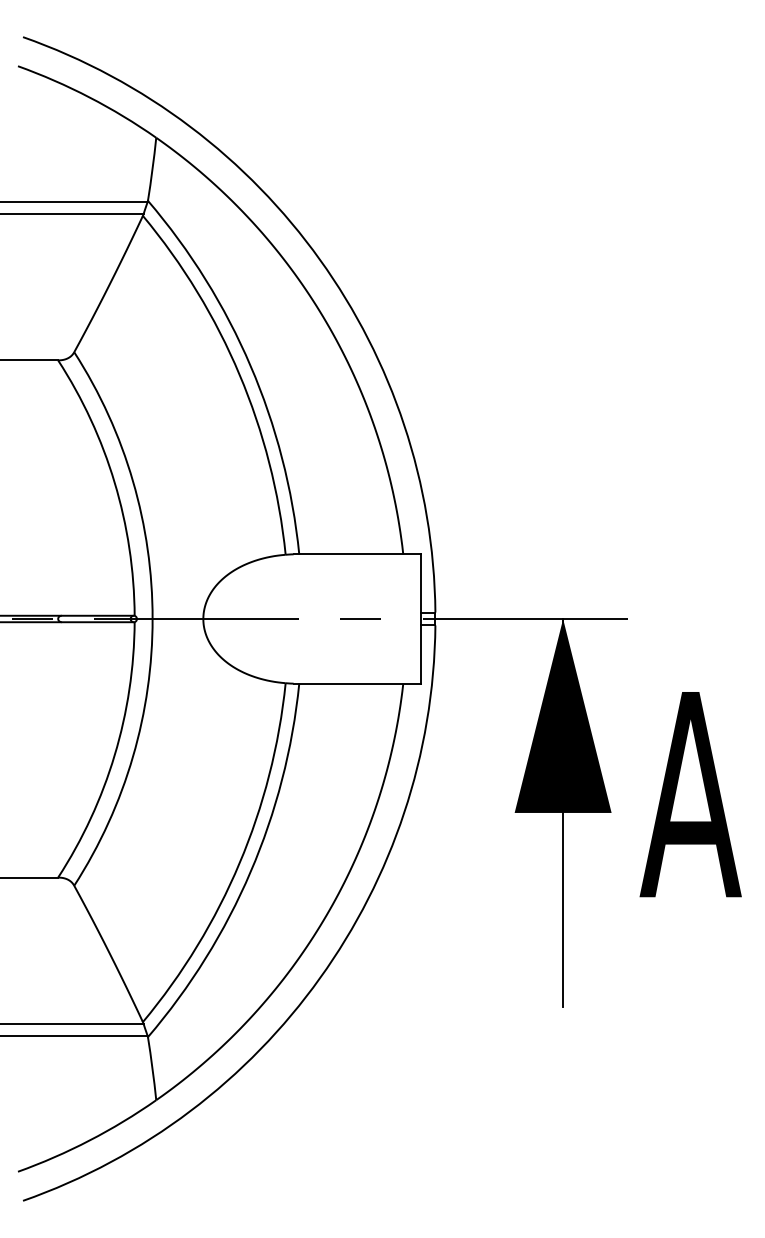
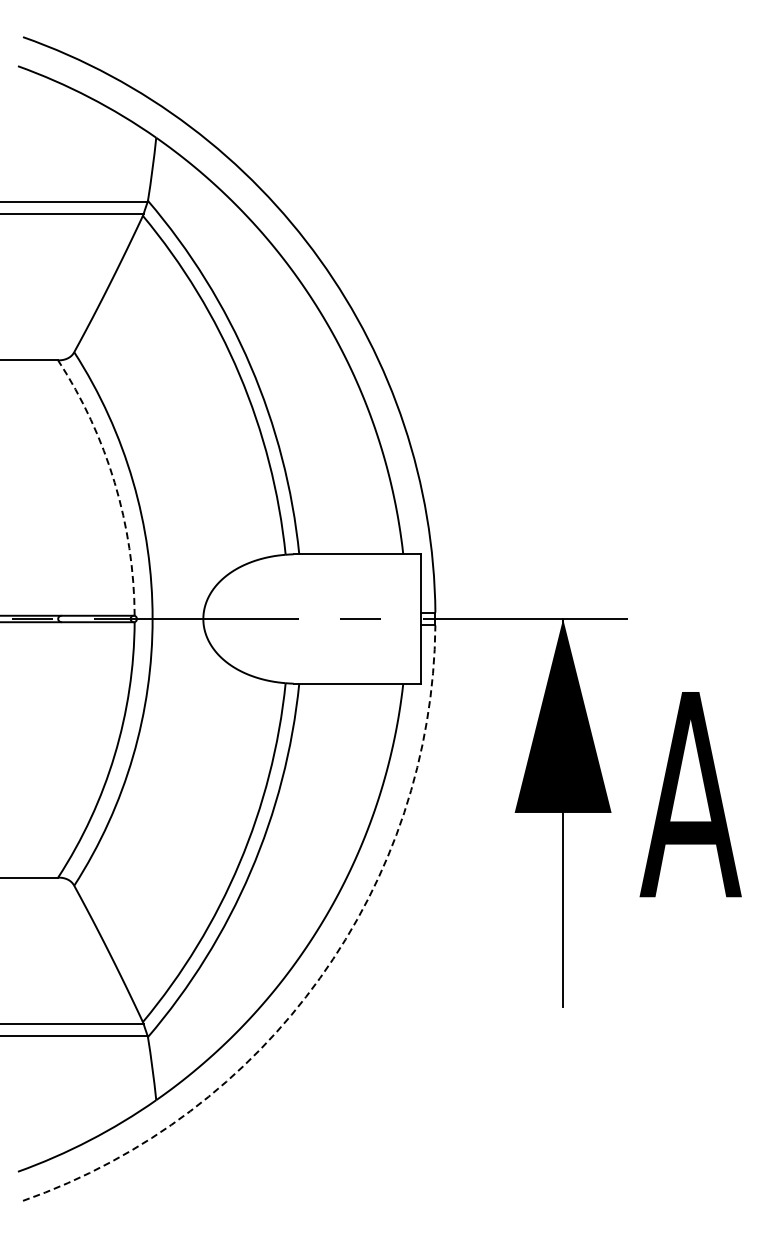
arc: solid -> dashed (114, 482)
arc: solid -> dashed (320, 978)
